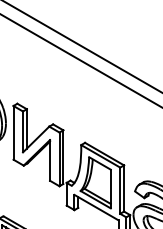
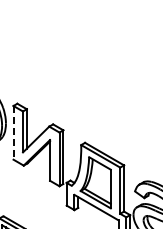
line: present -> none (82, 46)
line: present -> none (80, 60)
line: solid -> dashed (13, 132)
